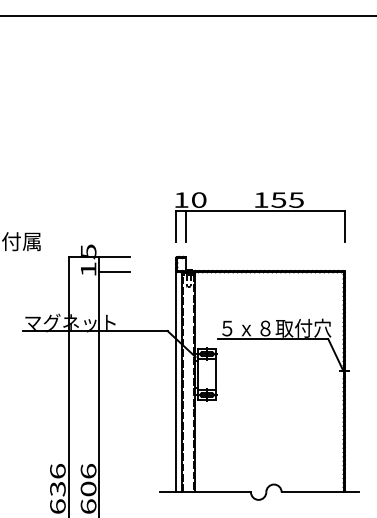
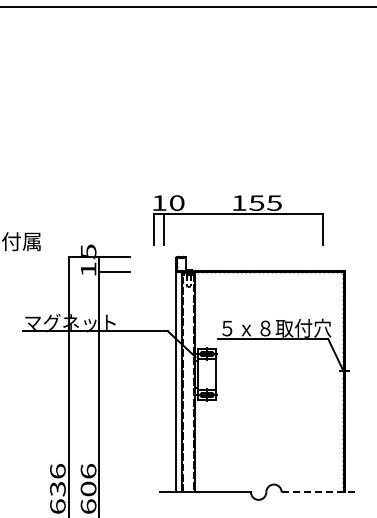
line position: (187, 15) -> (187, 6) (187, 6)
part position: (260, 217) -> (238, 220) (238, 220)
line: solid -> dashed (320, 492)
